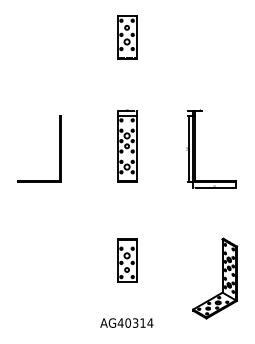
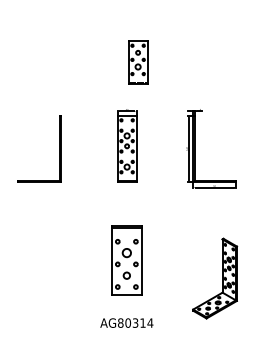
part position: (127, 37) -> (138, 62) (138, 62)
part size: 21x45 px -> 32x71 px (126, 260)
text: AG40314 -> AG80314 (120, 322)
